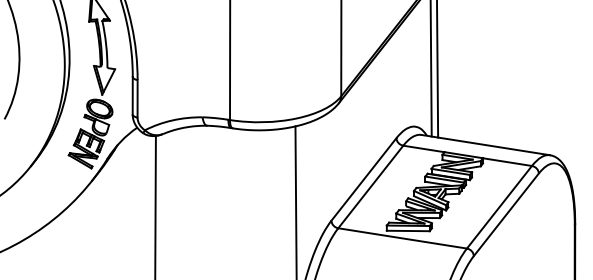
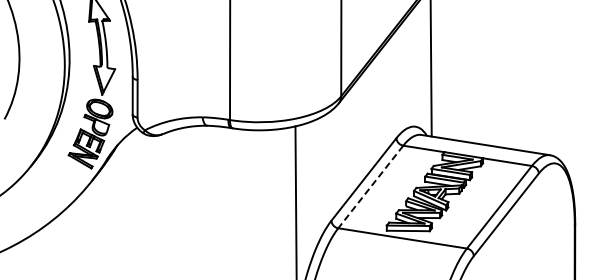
line: present -> none (437, 69)
line: solid -> dashed (370, 186)
line: present -> none (155, 205)
